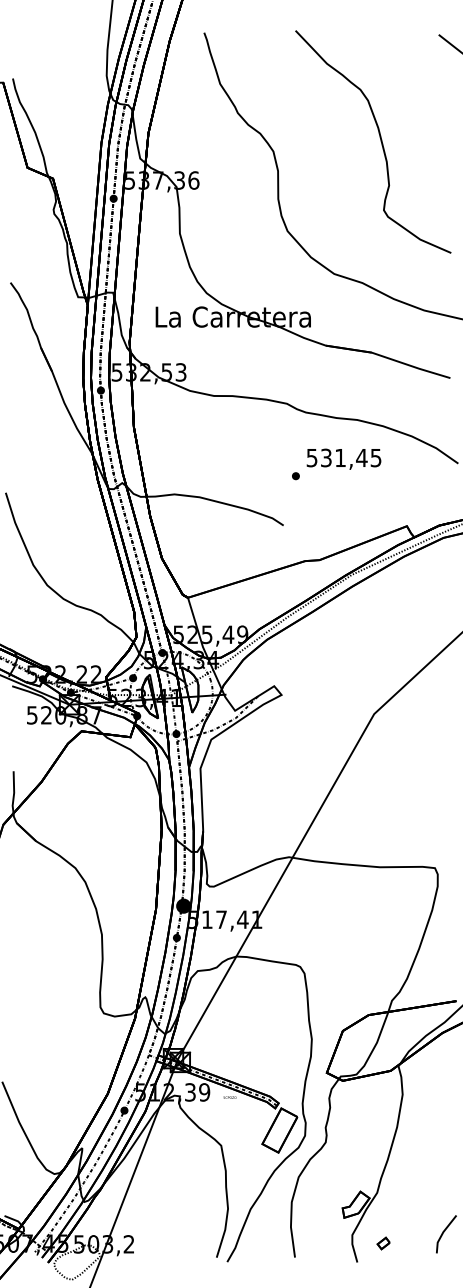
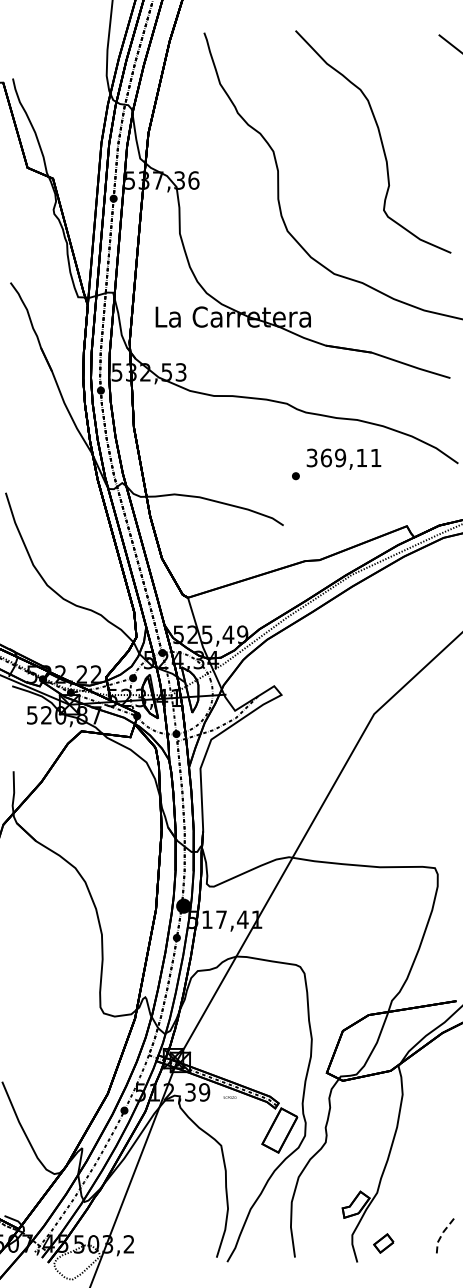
text: 531,45 -> 369,11 (344, 457)
line: solid -> dashed (443, 1232)
part size: 15x15 px -> 22x21 px (383, 1243)
